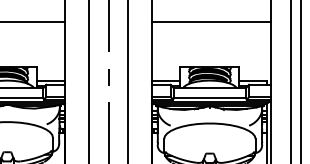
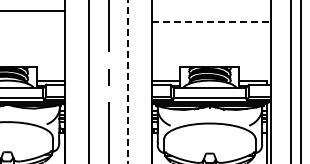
line position: (33, 21) -> (33, 10) (33, 10)
line: solid -> dashed (211, 21)
line: solid -> dashed (128, 82)
